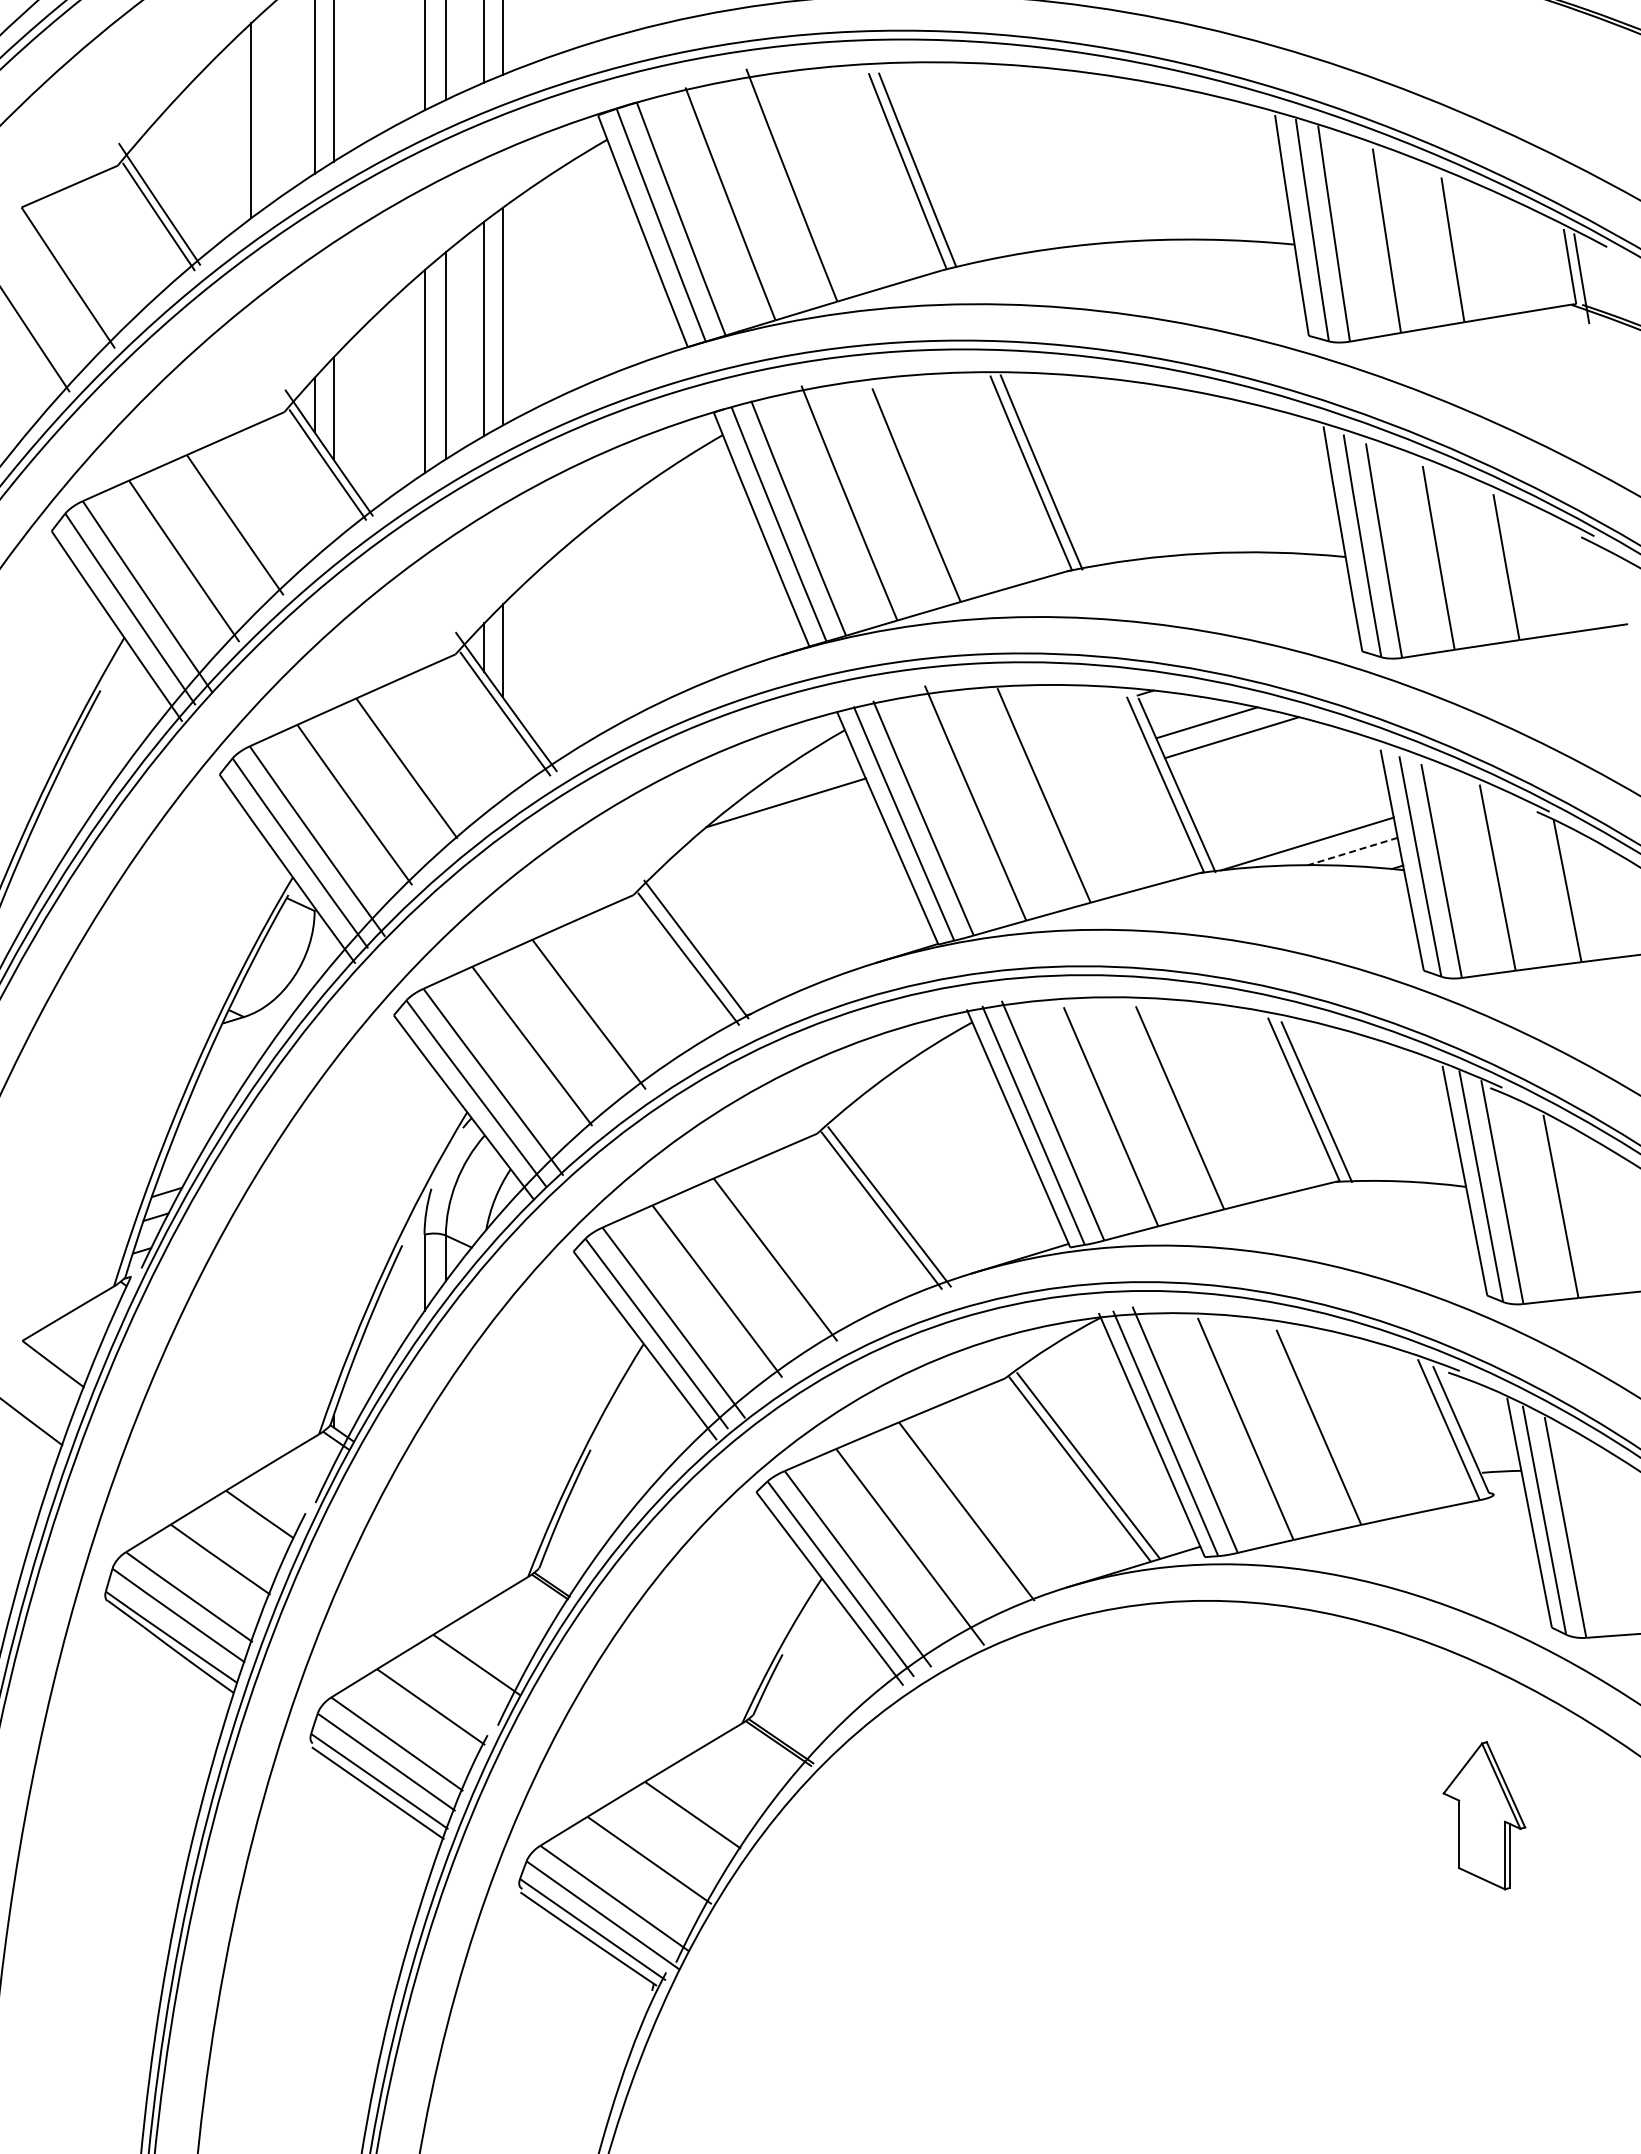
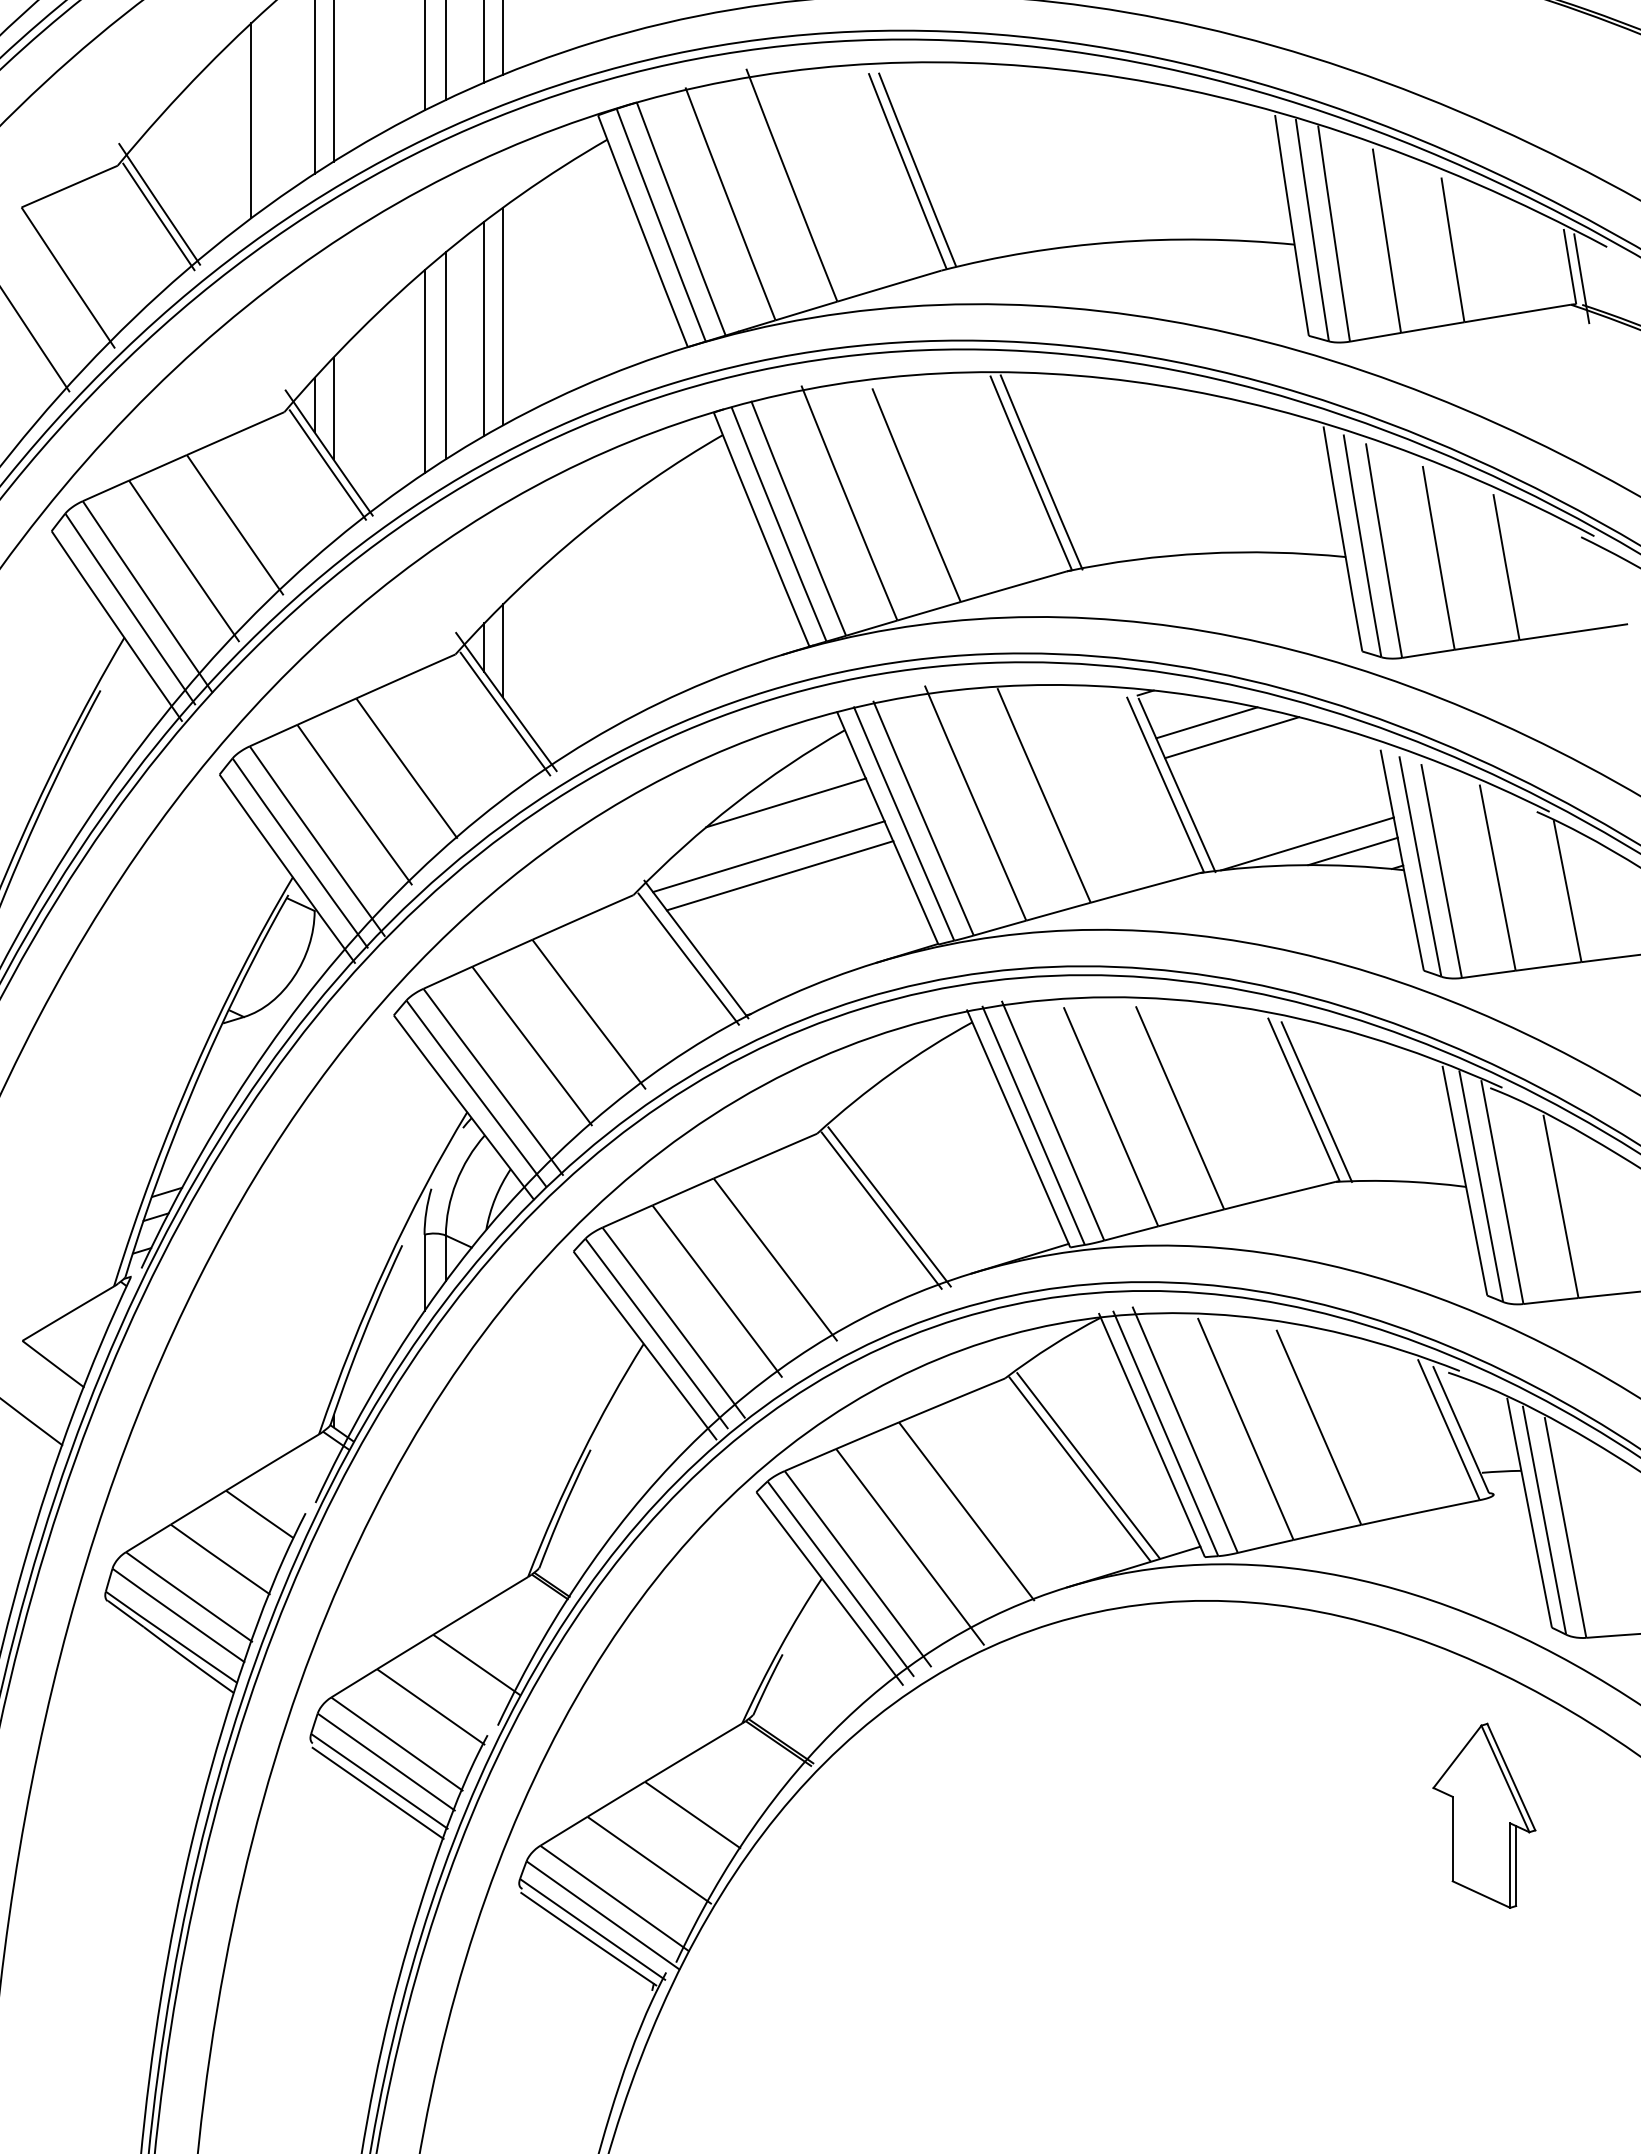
line: dashed -> solid (1353, 851)
line: none -> present (768, 856)
line: none -> present (779, 875)
part size: 85x150 px -> 105x187 px (1484, 1815)
